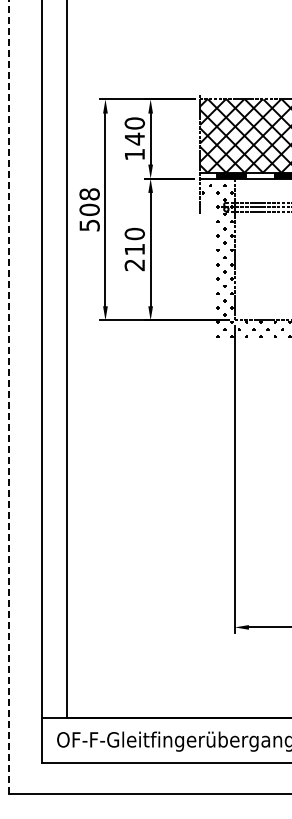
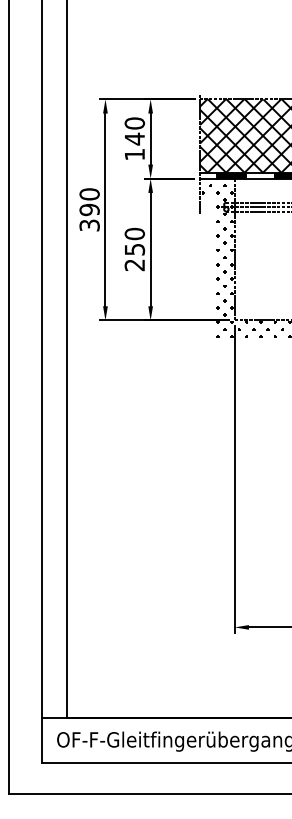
text: 508 -> 390 (89, 209)
text: 210 -> 250 (135, 249)
line: dashed -> solid (8, 397)
